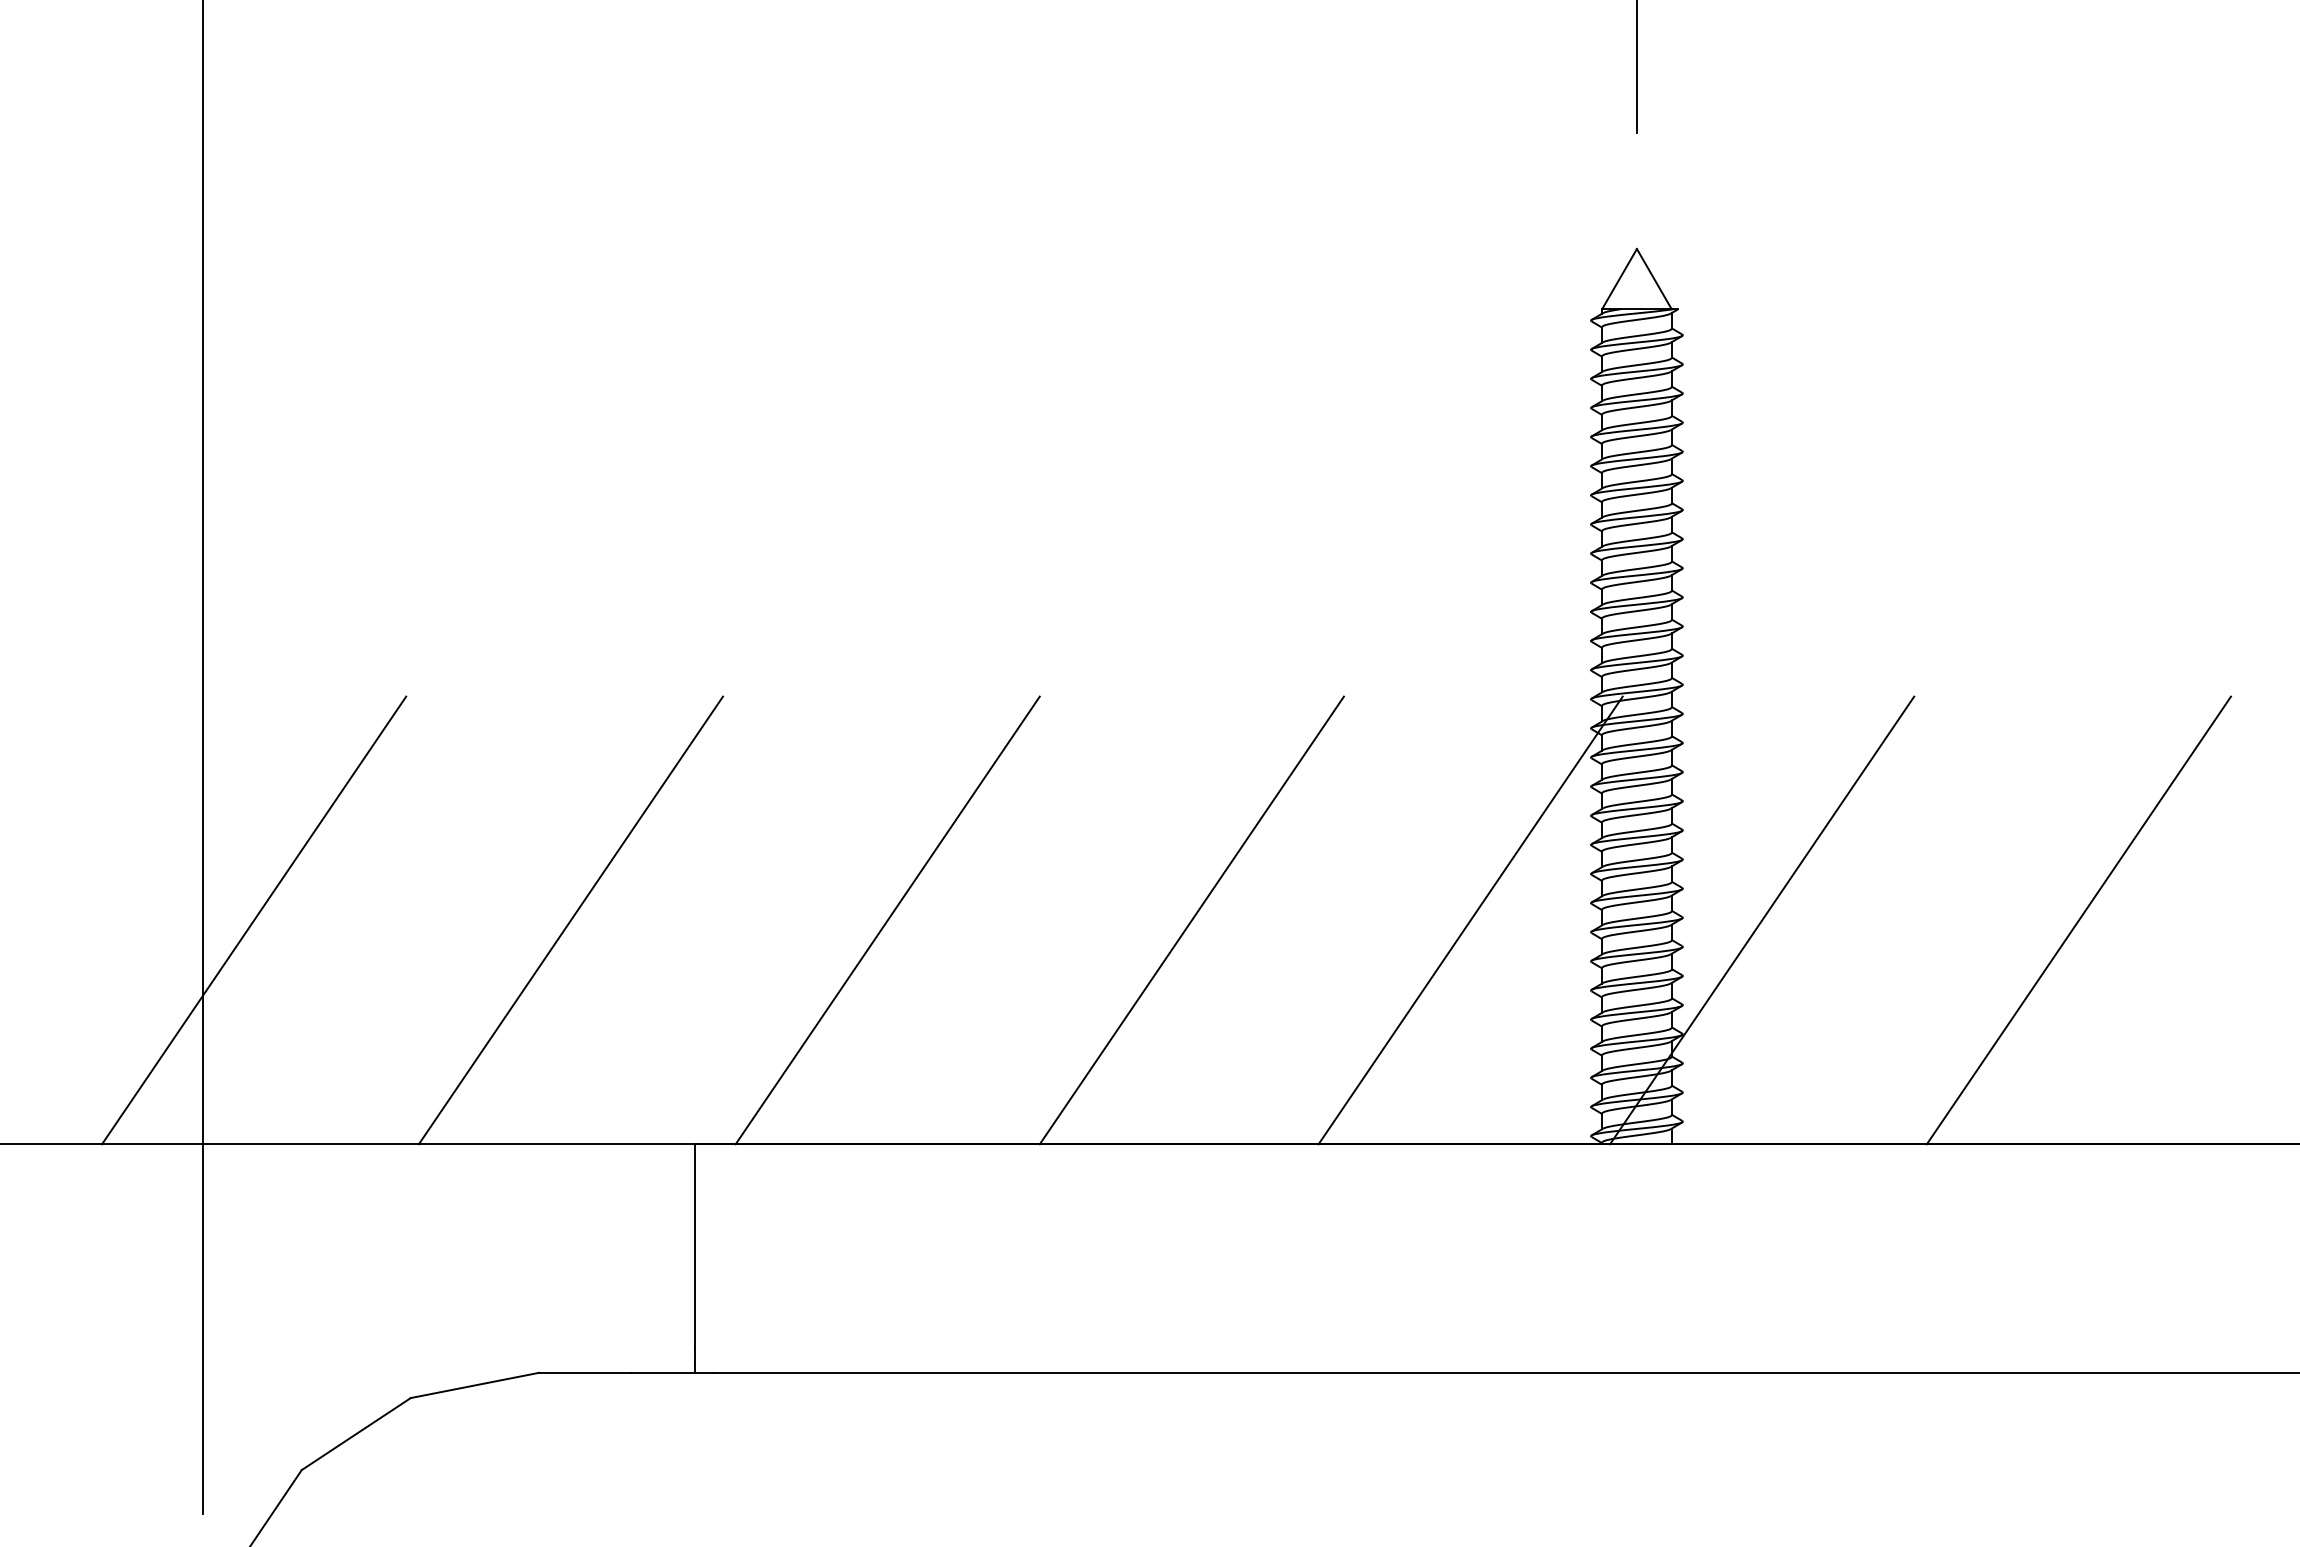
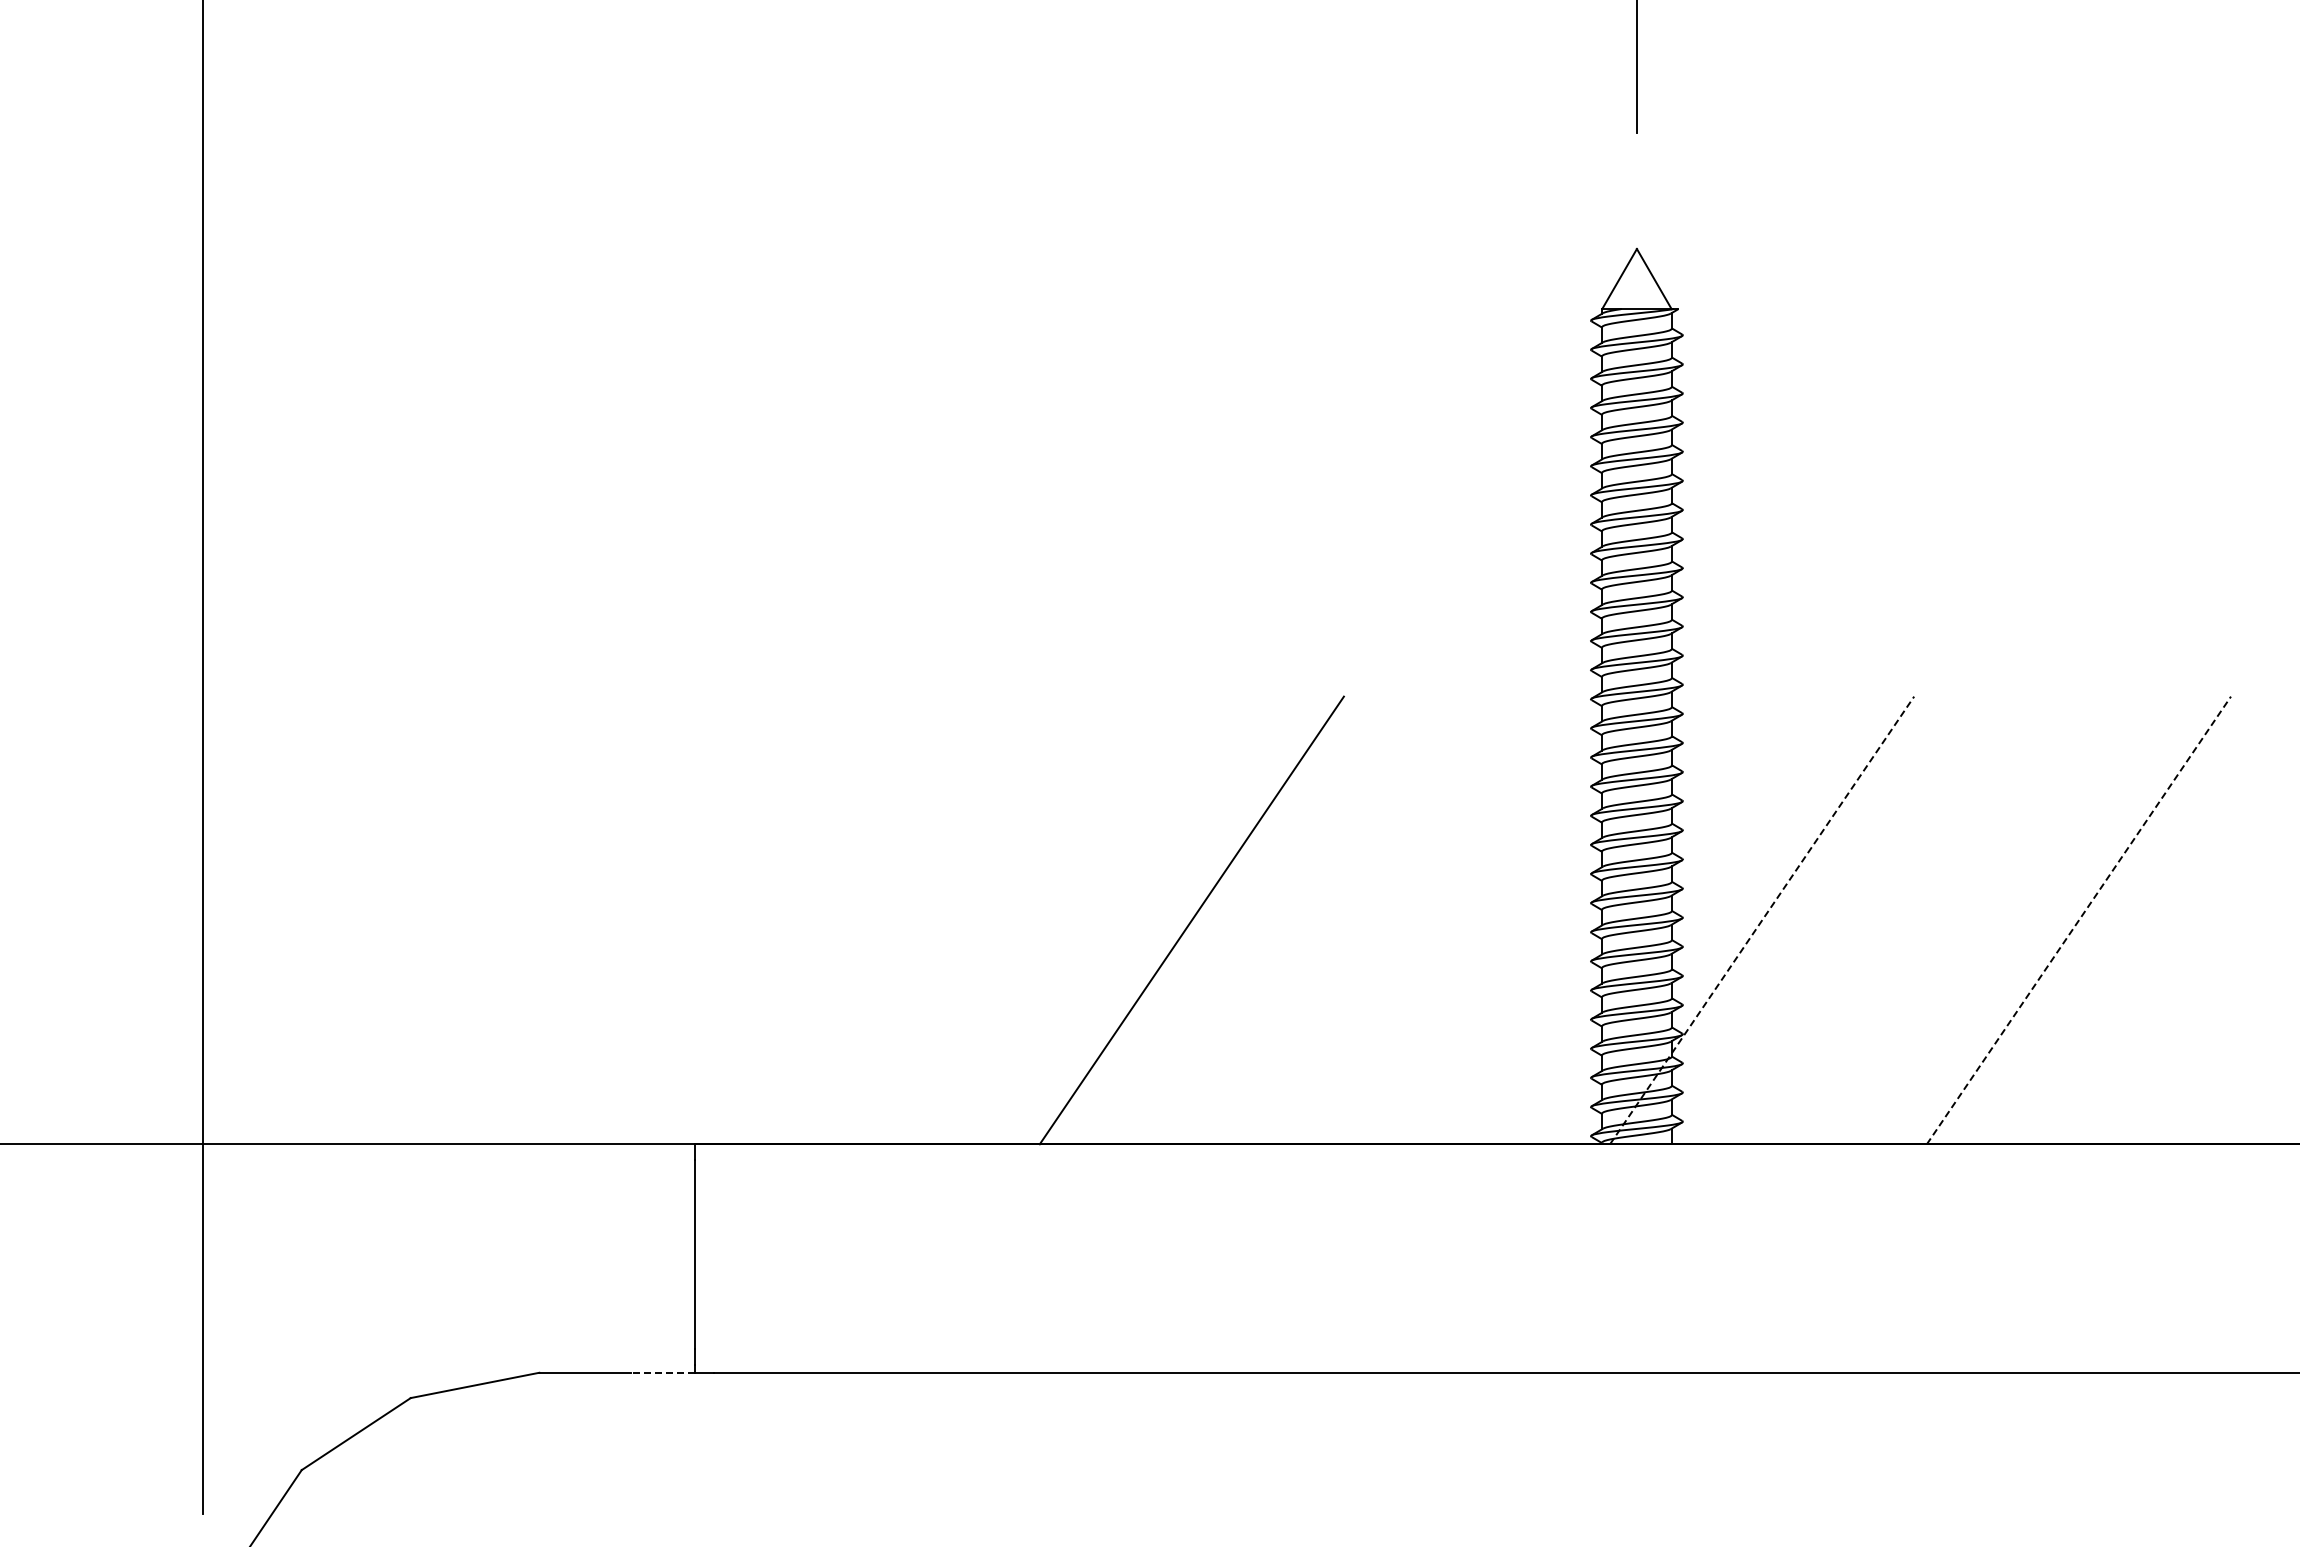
line: present -> none (254, 920)
line: present -> none (570, 920)
line: present -> none (887, 920)
line: present -> none (1470, 920)
line: solid -> dashed (1762, 920)
line: solid -> dashed (2078, 920)
line: solid -> dashed (662, 1372)
